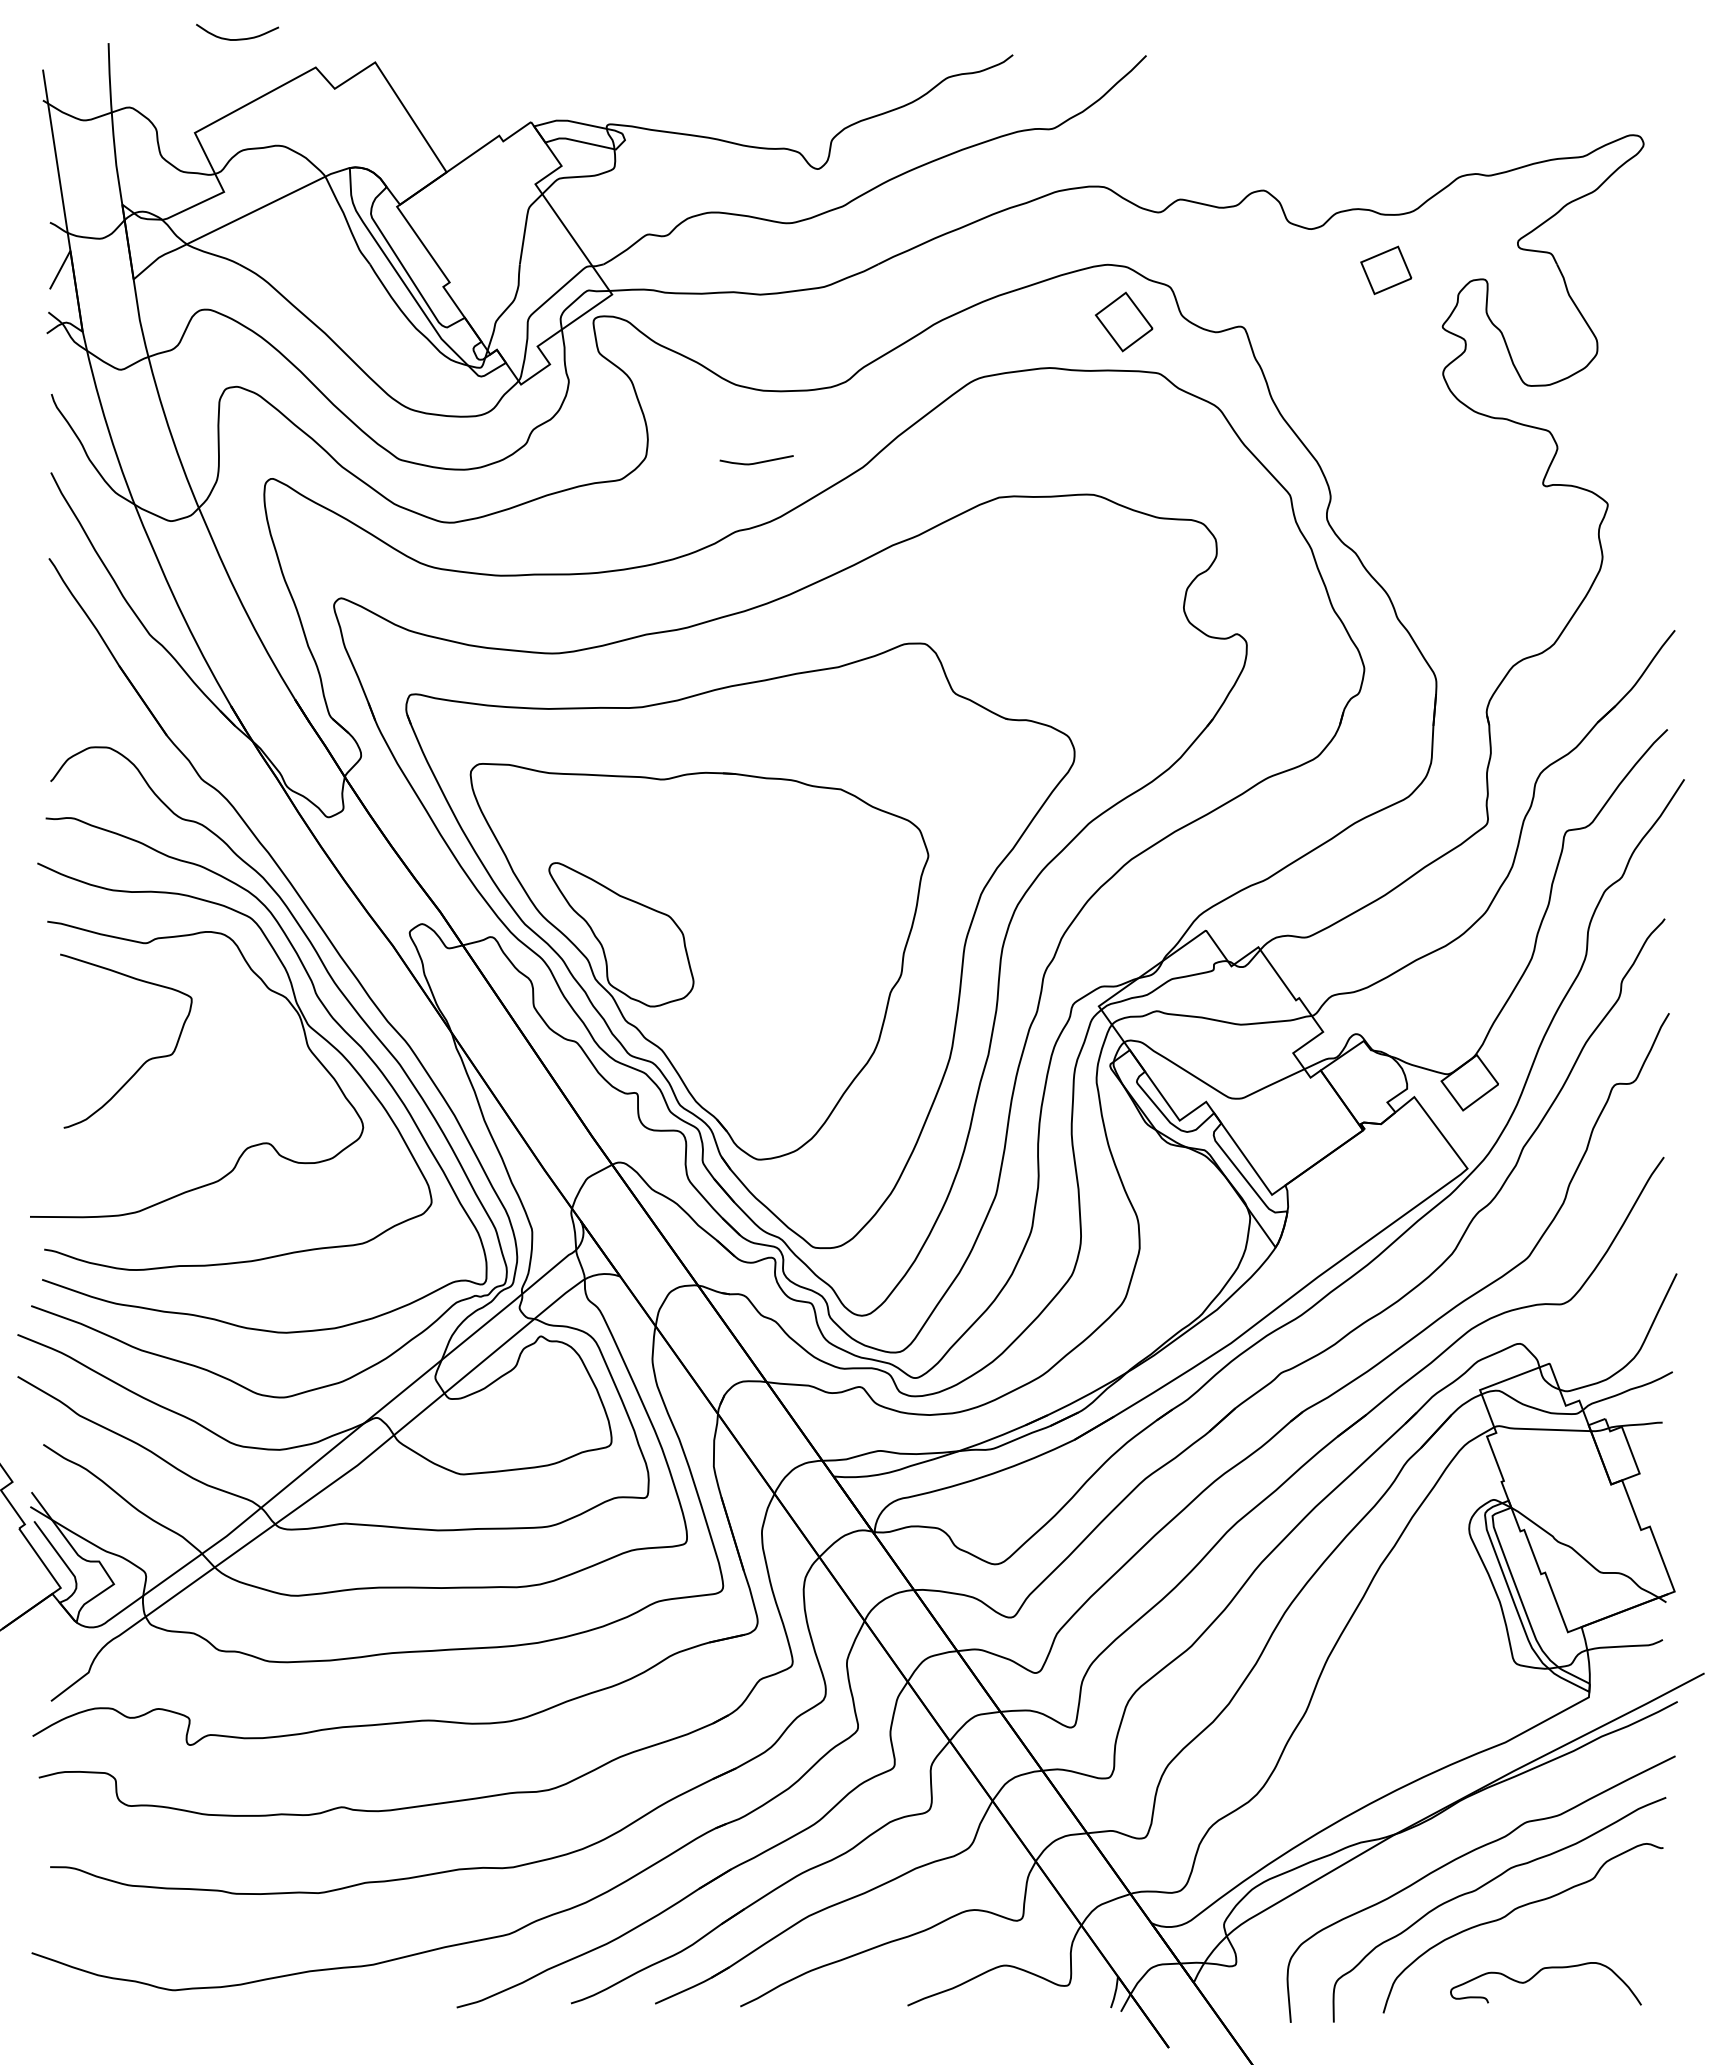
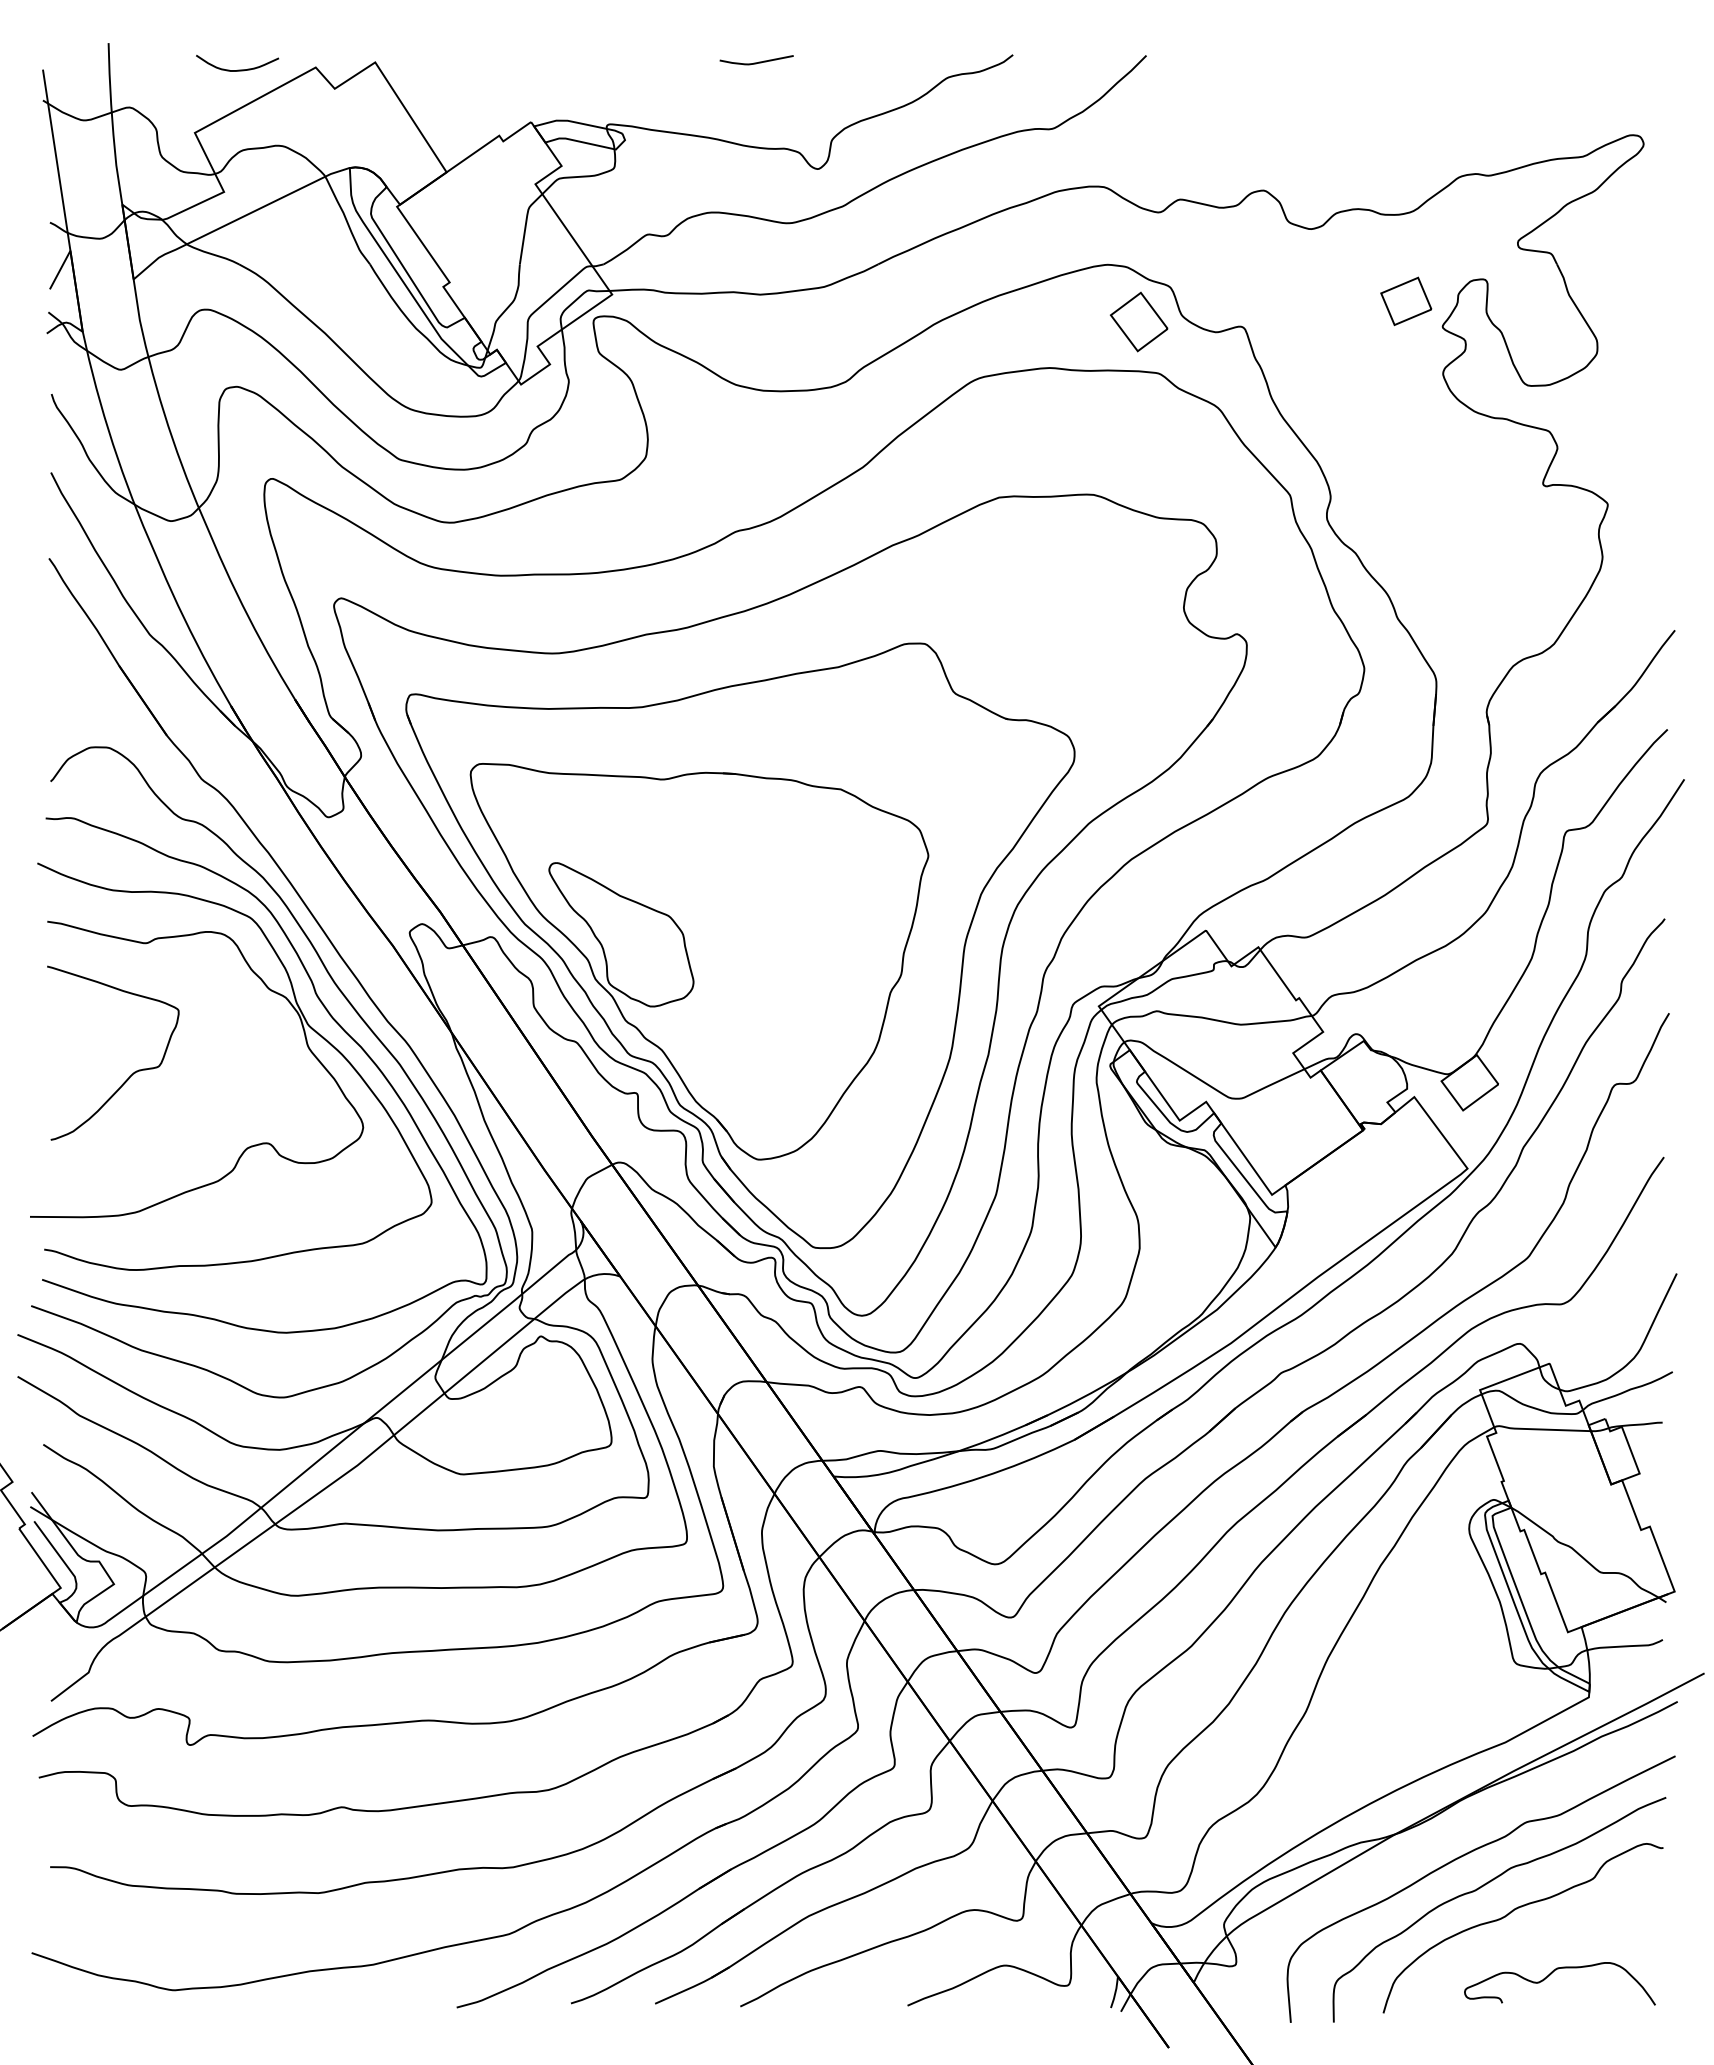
curve position: (237, 38) -> (237, 69) (237, 69)
part position: (1386, 270) -> (1406, 301) (1406, 301)
part position: (1123, 321) -> (1138, 321) (1138, 321)
curve position: (756, 462) -> (756, 62) (756, 62)
curve position: (146, 1060) -> (133, 1072) (133, 1072)
curve position: (1537, 1974) -> (1551, 1974) (1551, 1974)
